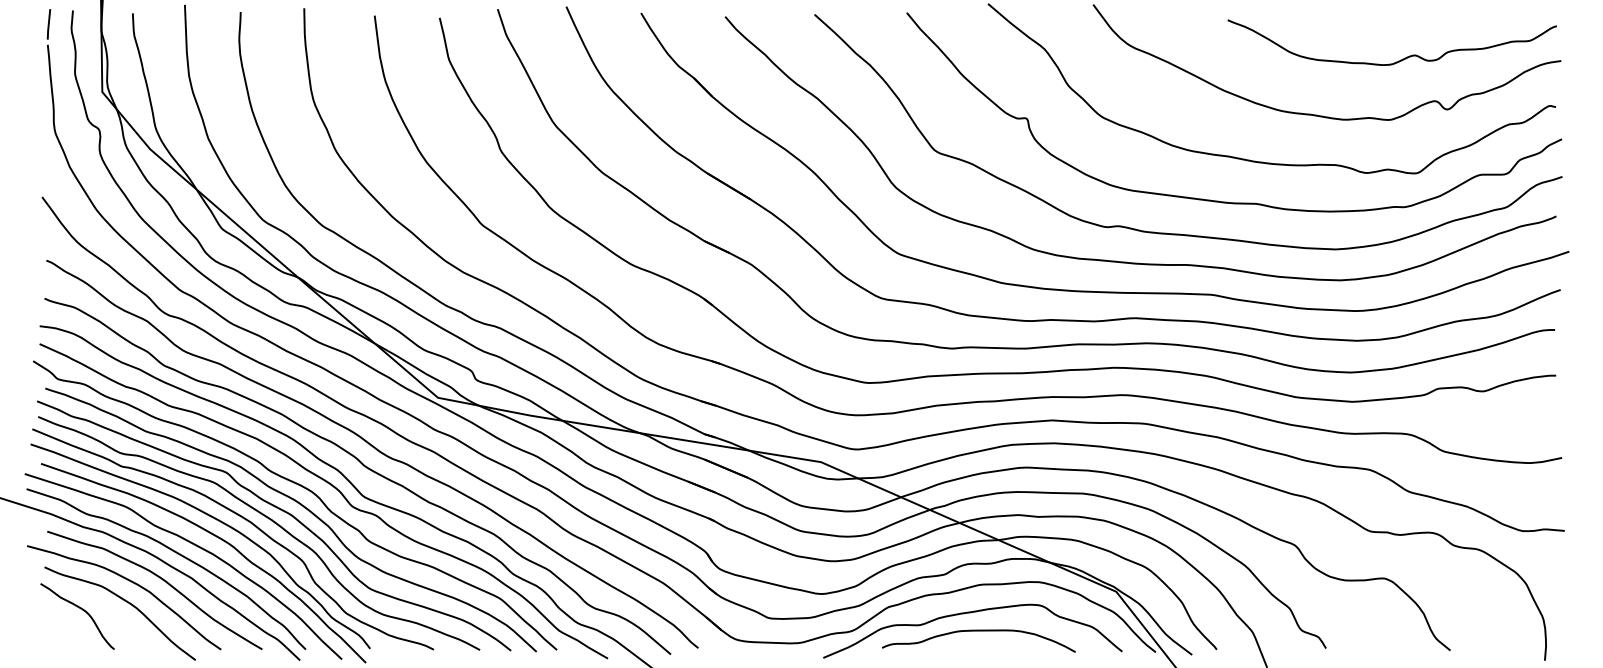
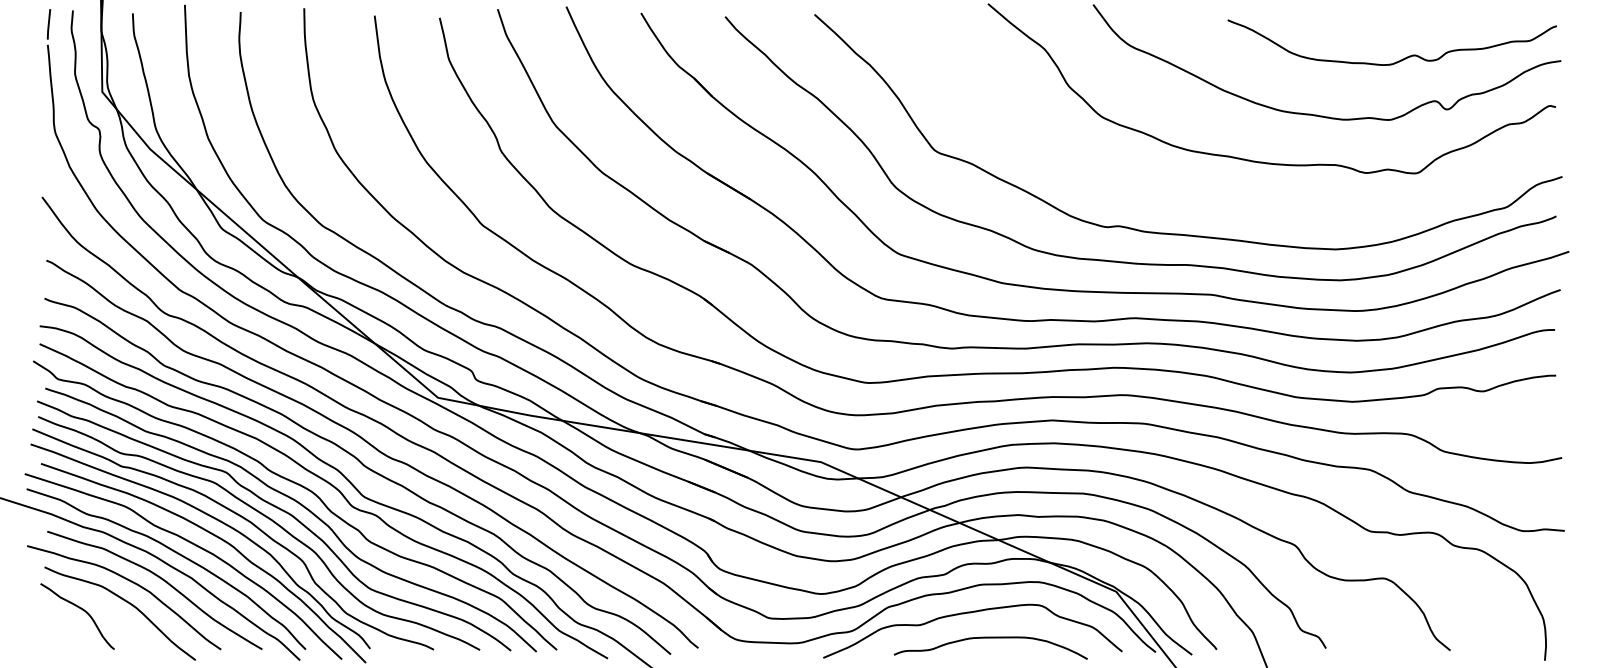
curve: present -> none (1226, 201)
curve position: (978, 631) -> (990, 638) (990, 638)
